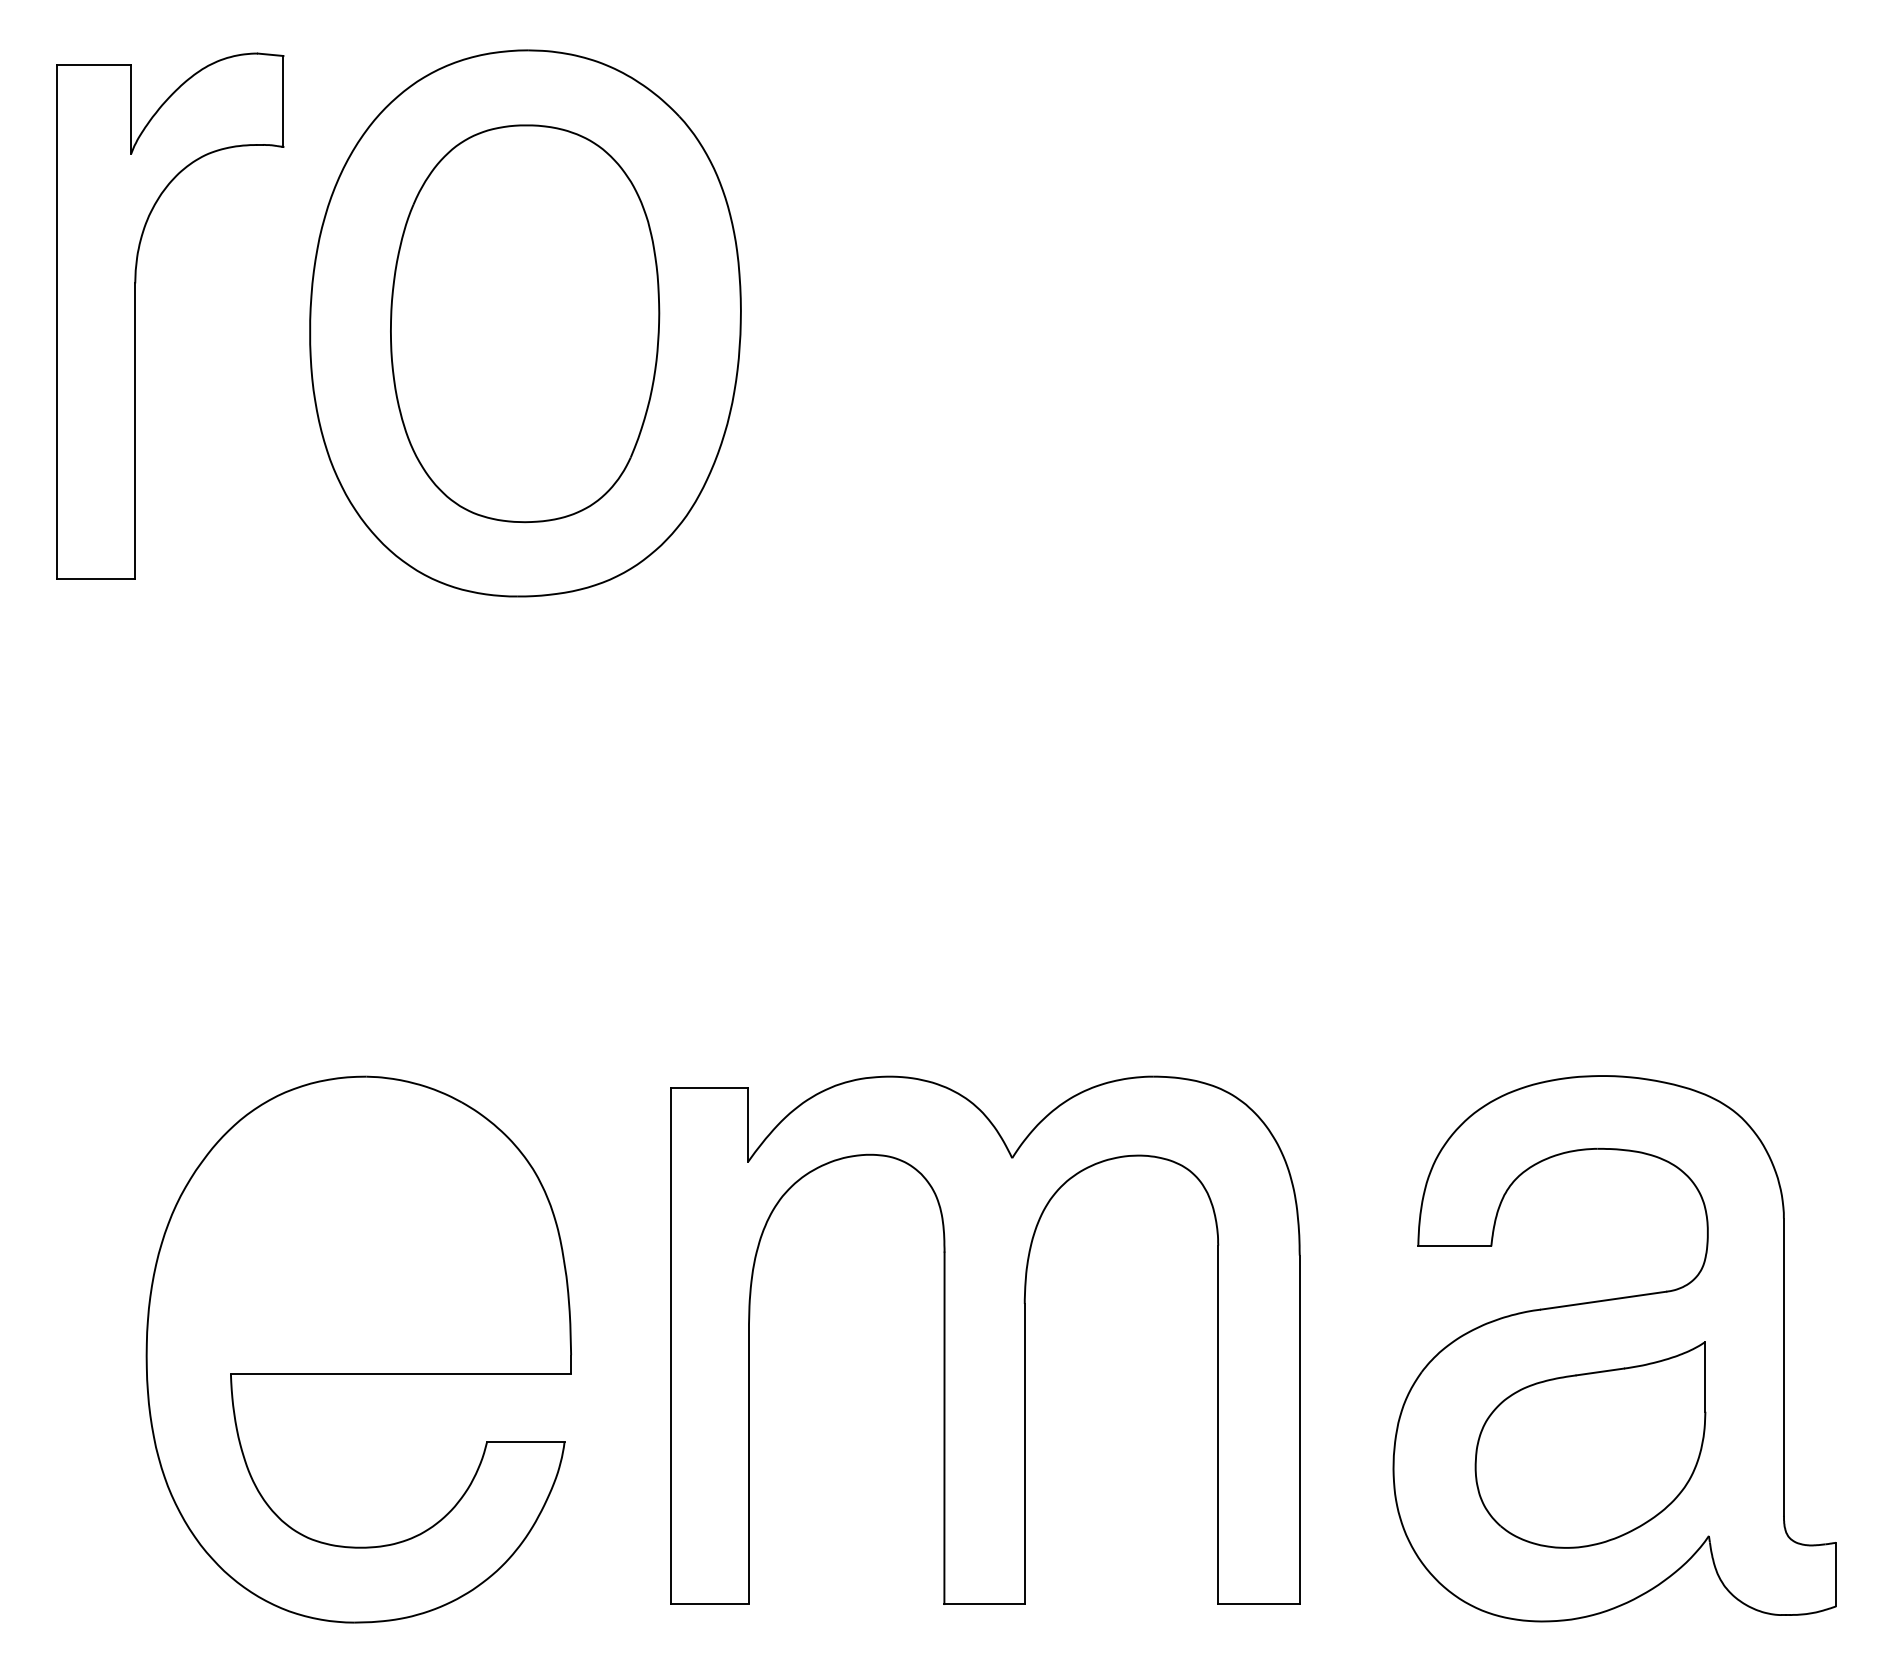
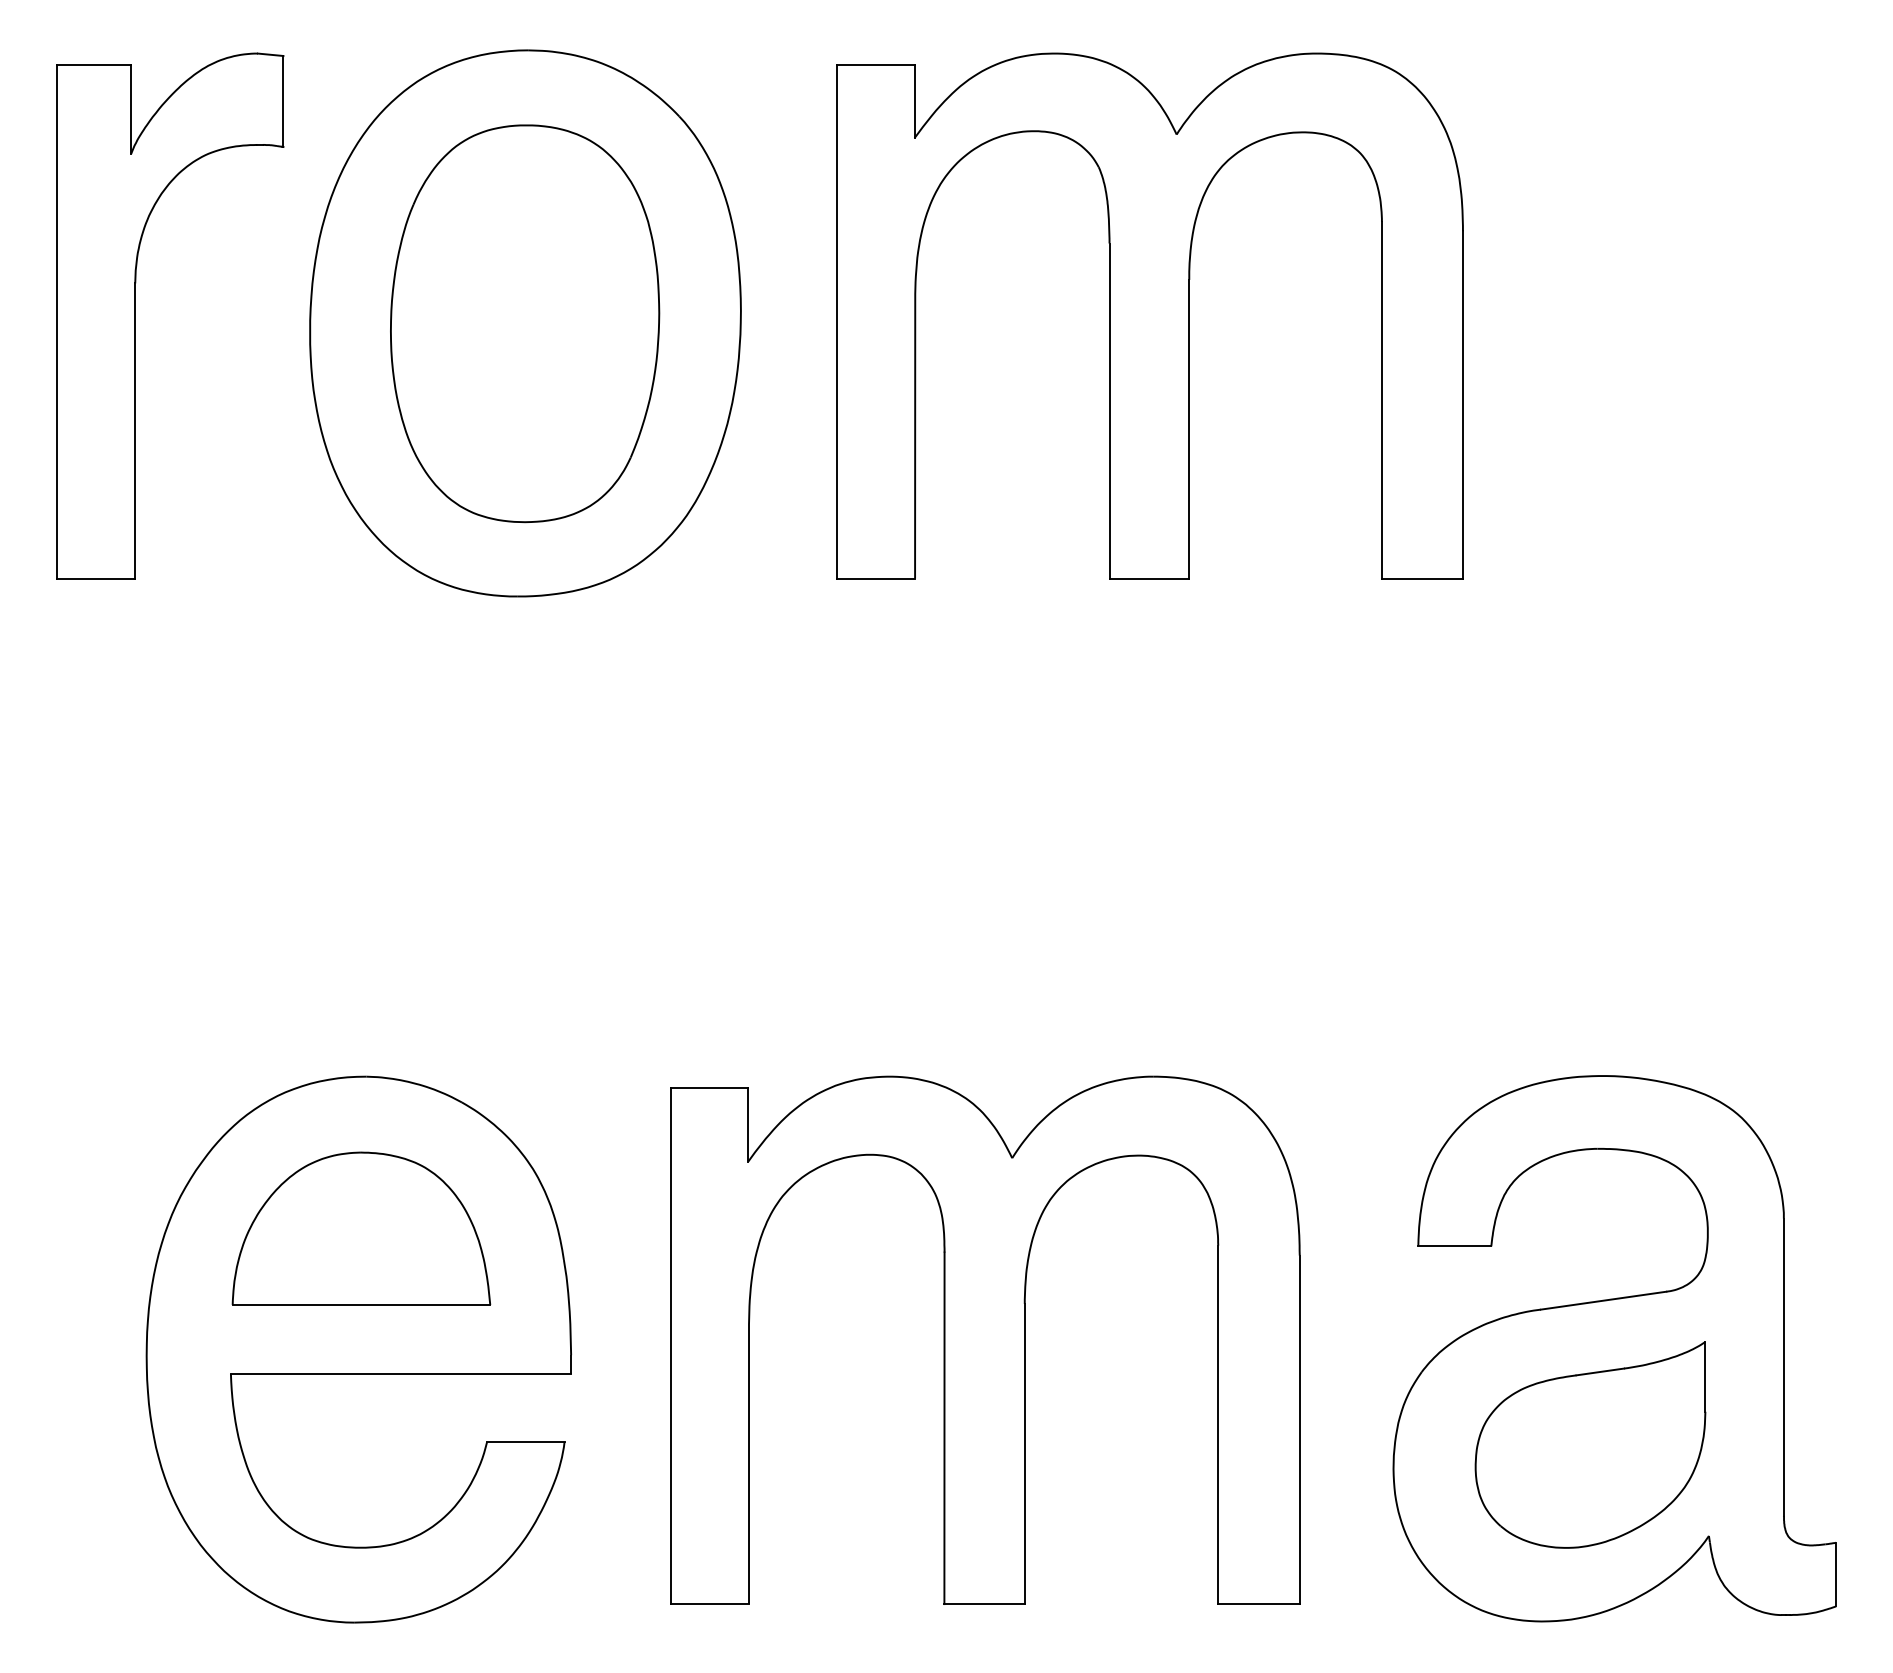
part: none -> present (1149, 315)
part: none -> present (361, 1228)
